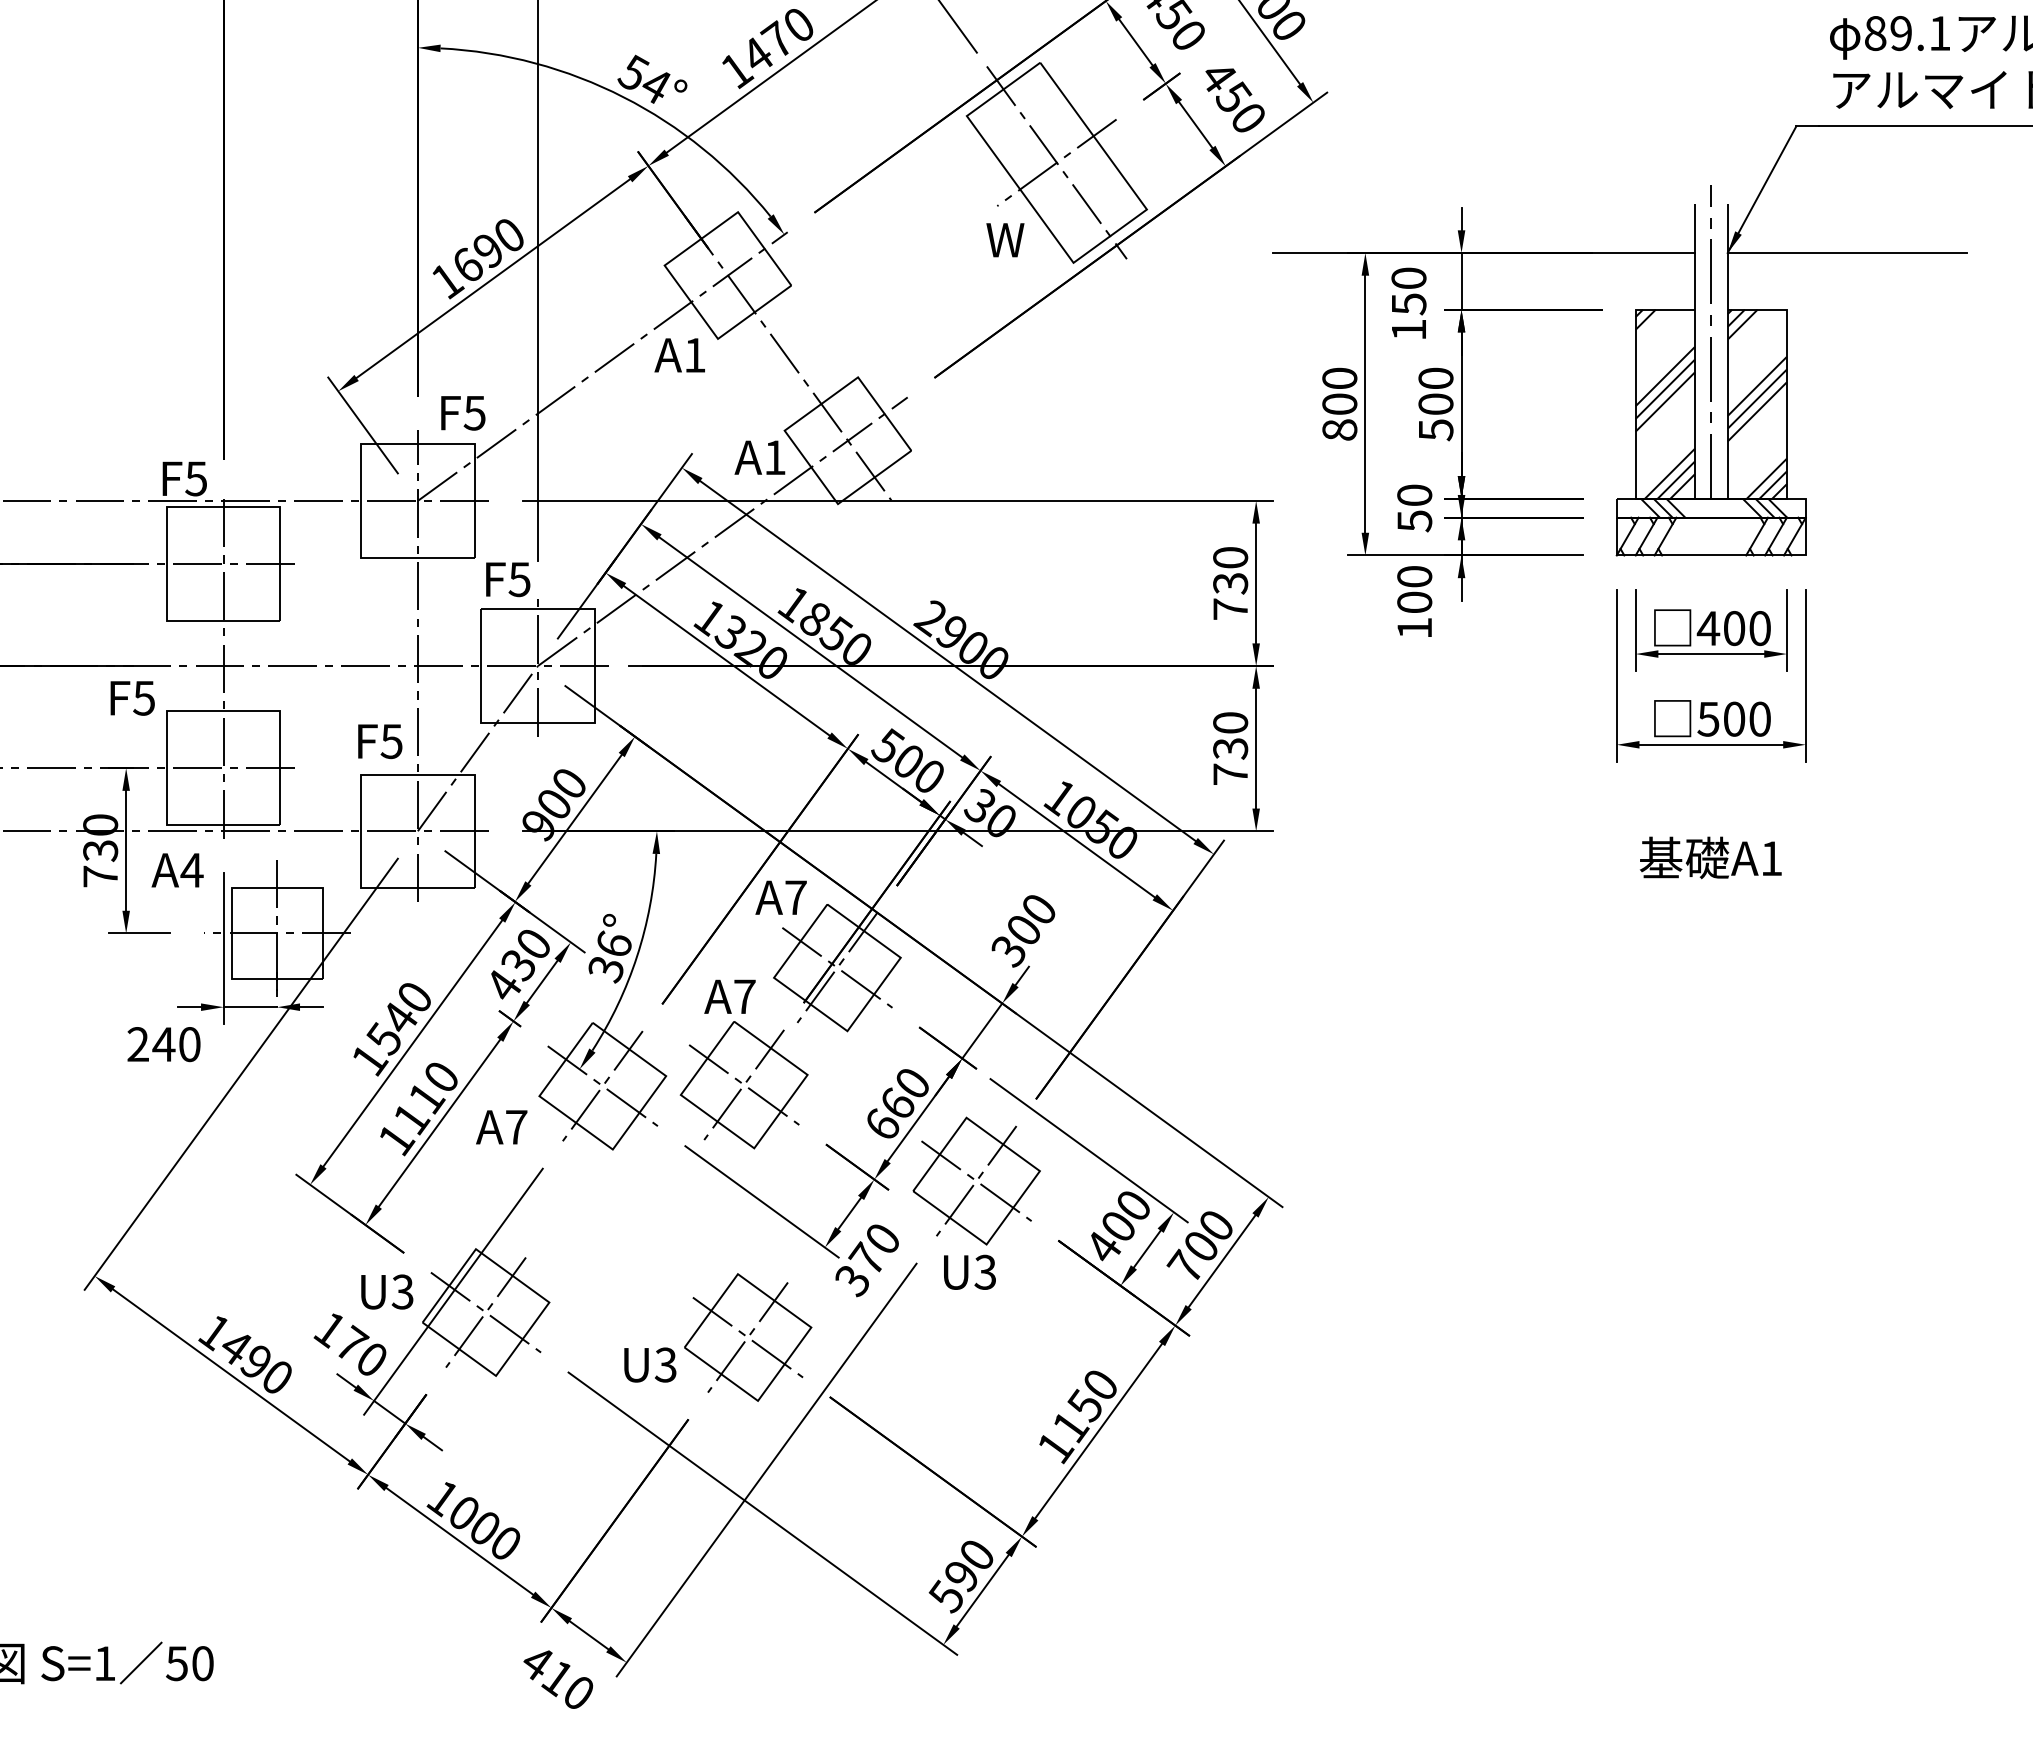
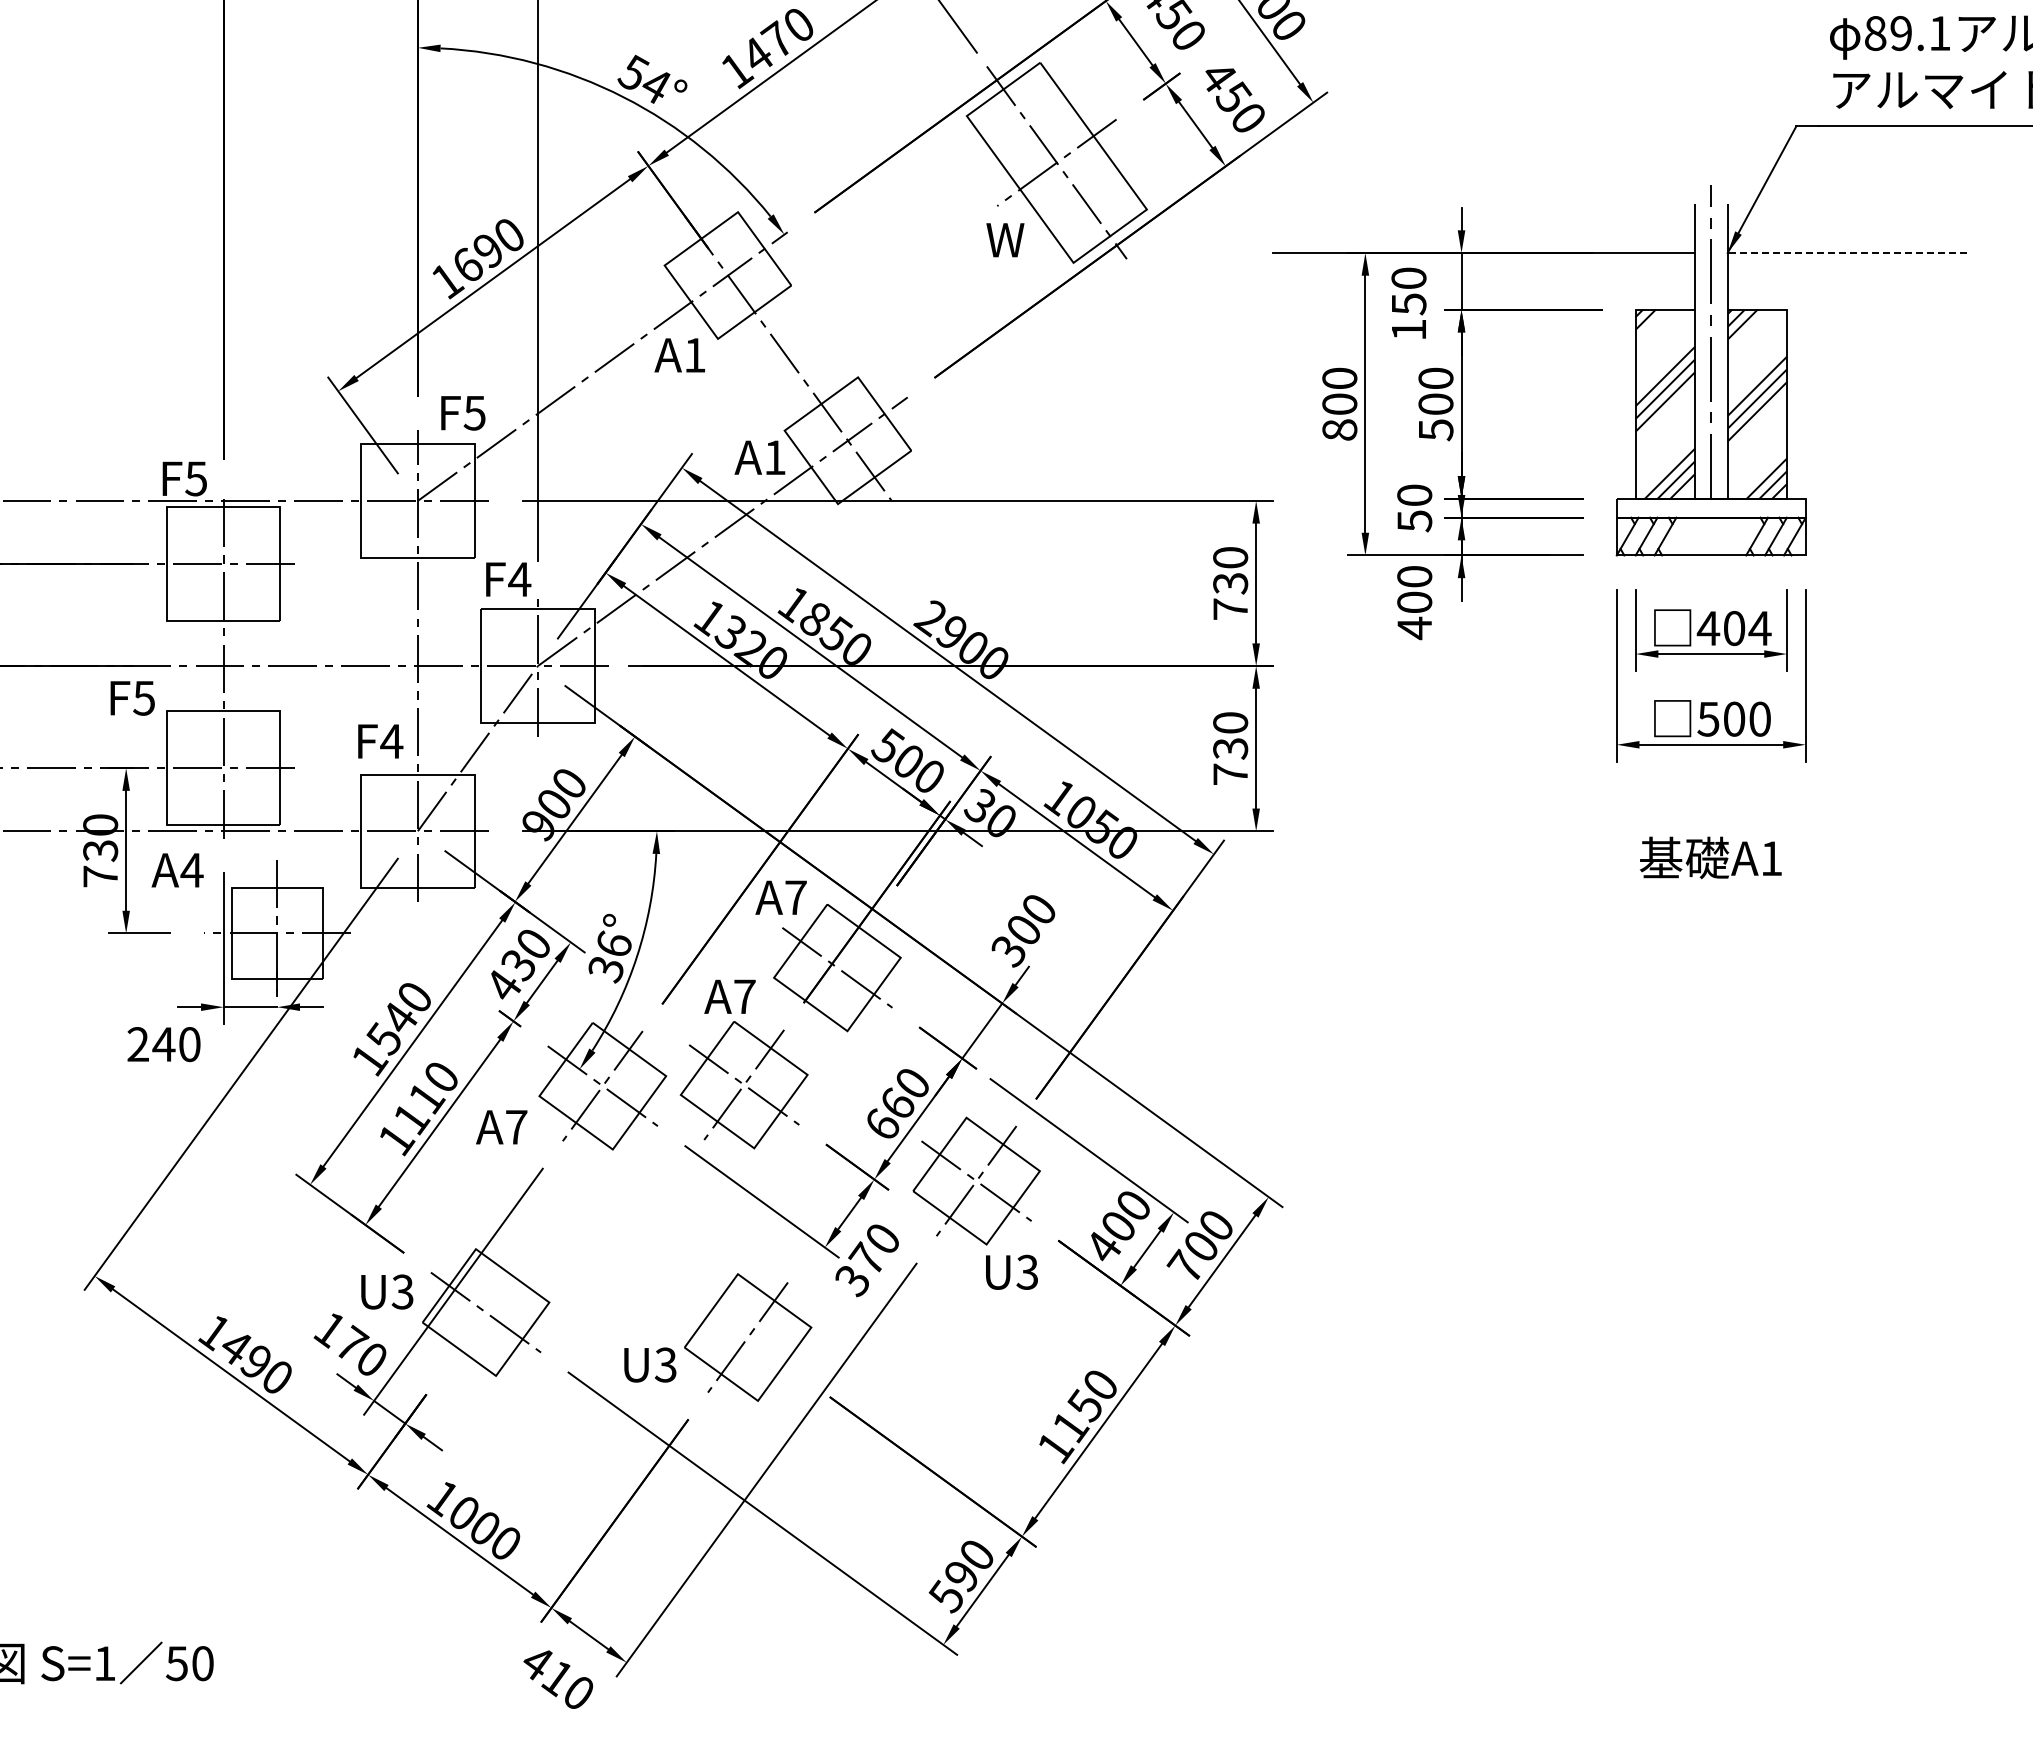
line: solid -> dashed (1847, 253)
hatch: present -> none (1713, 507)
text: F5 -> F4 (519, 579)
text: 100 -> 400 (1414, 628)
text: 400 -> 404 (1759, 628)
text: F5 -> F4 (391, 741)
line: present -> none (837, 967)
text position: (969, 1271) -> (1011, 1271) (1011, 1271)
line: present -> none (486, 1312)
line: present -> none (747, 1337)
